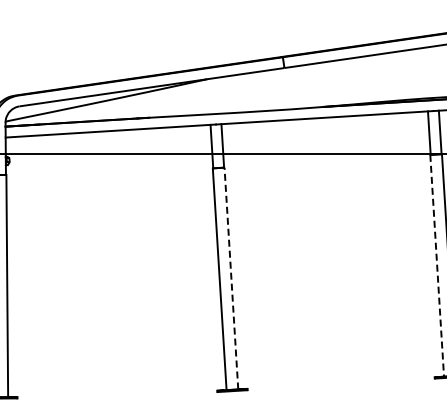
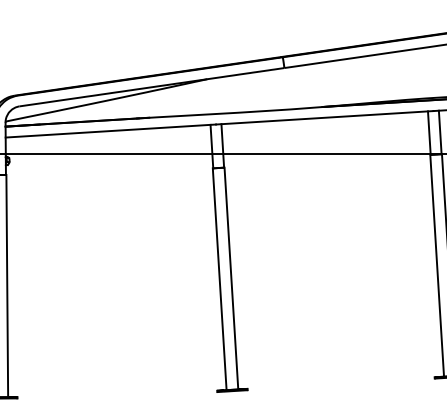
line: dashed -> solid (437, 266)
line: dashed -> solid (231, 278)
